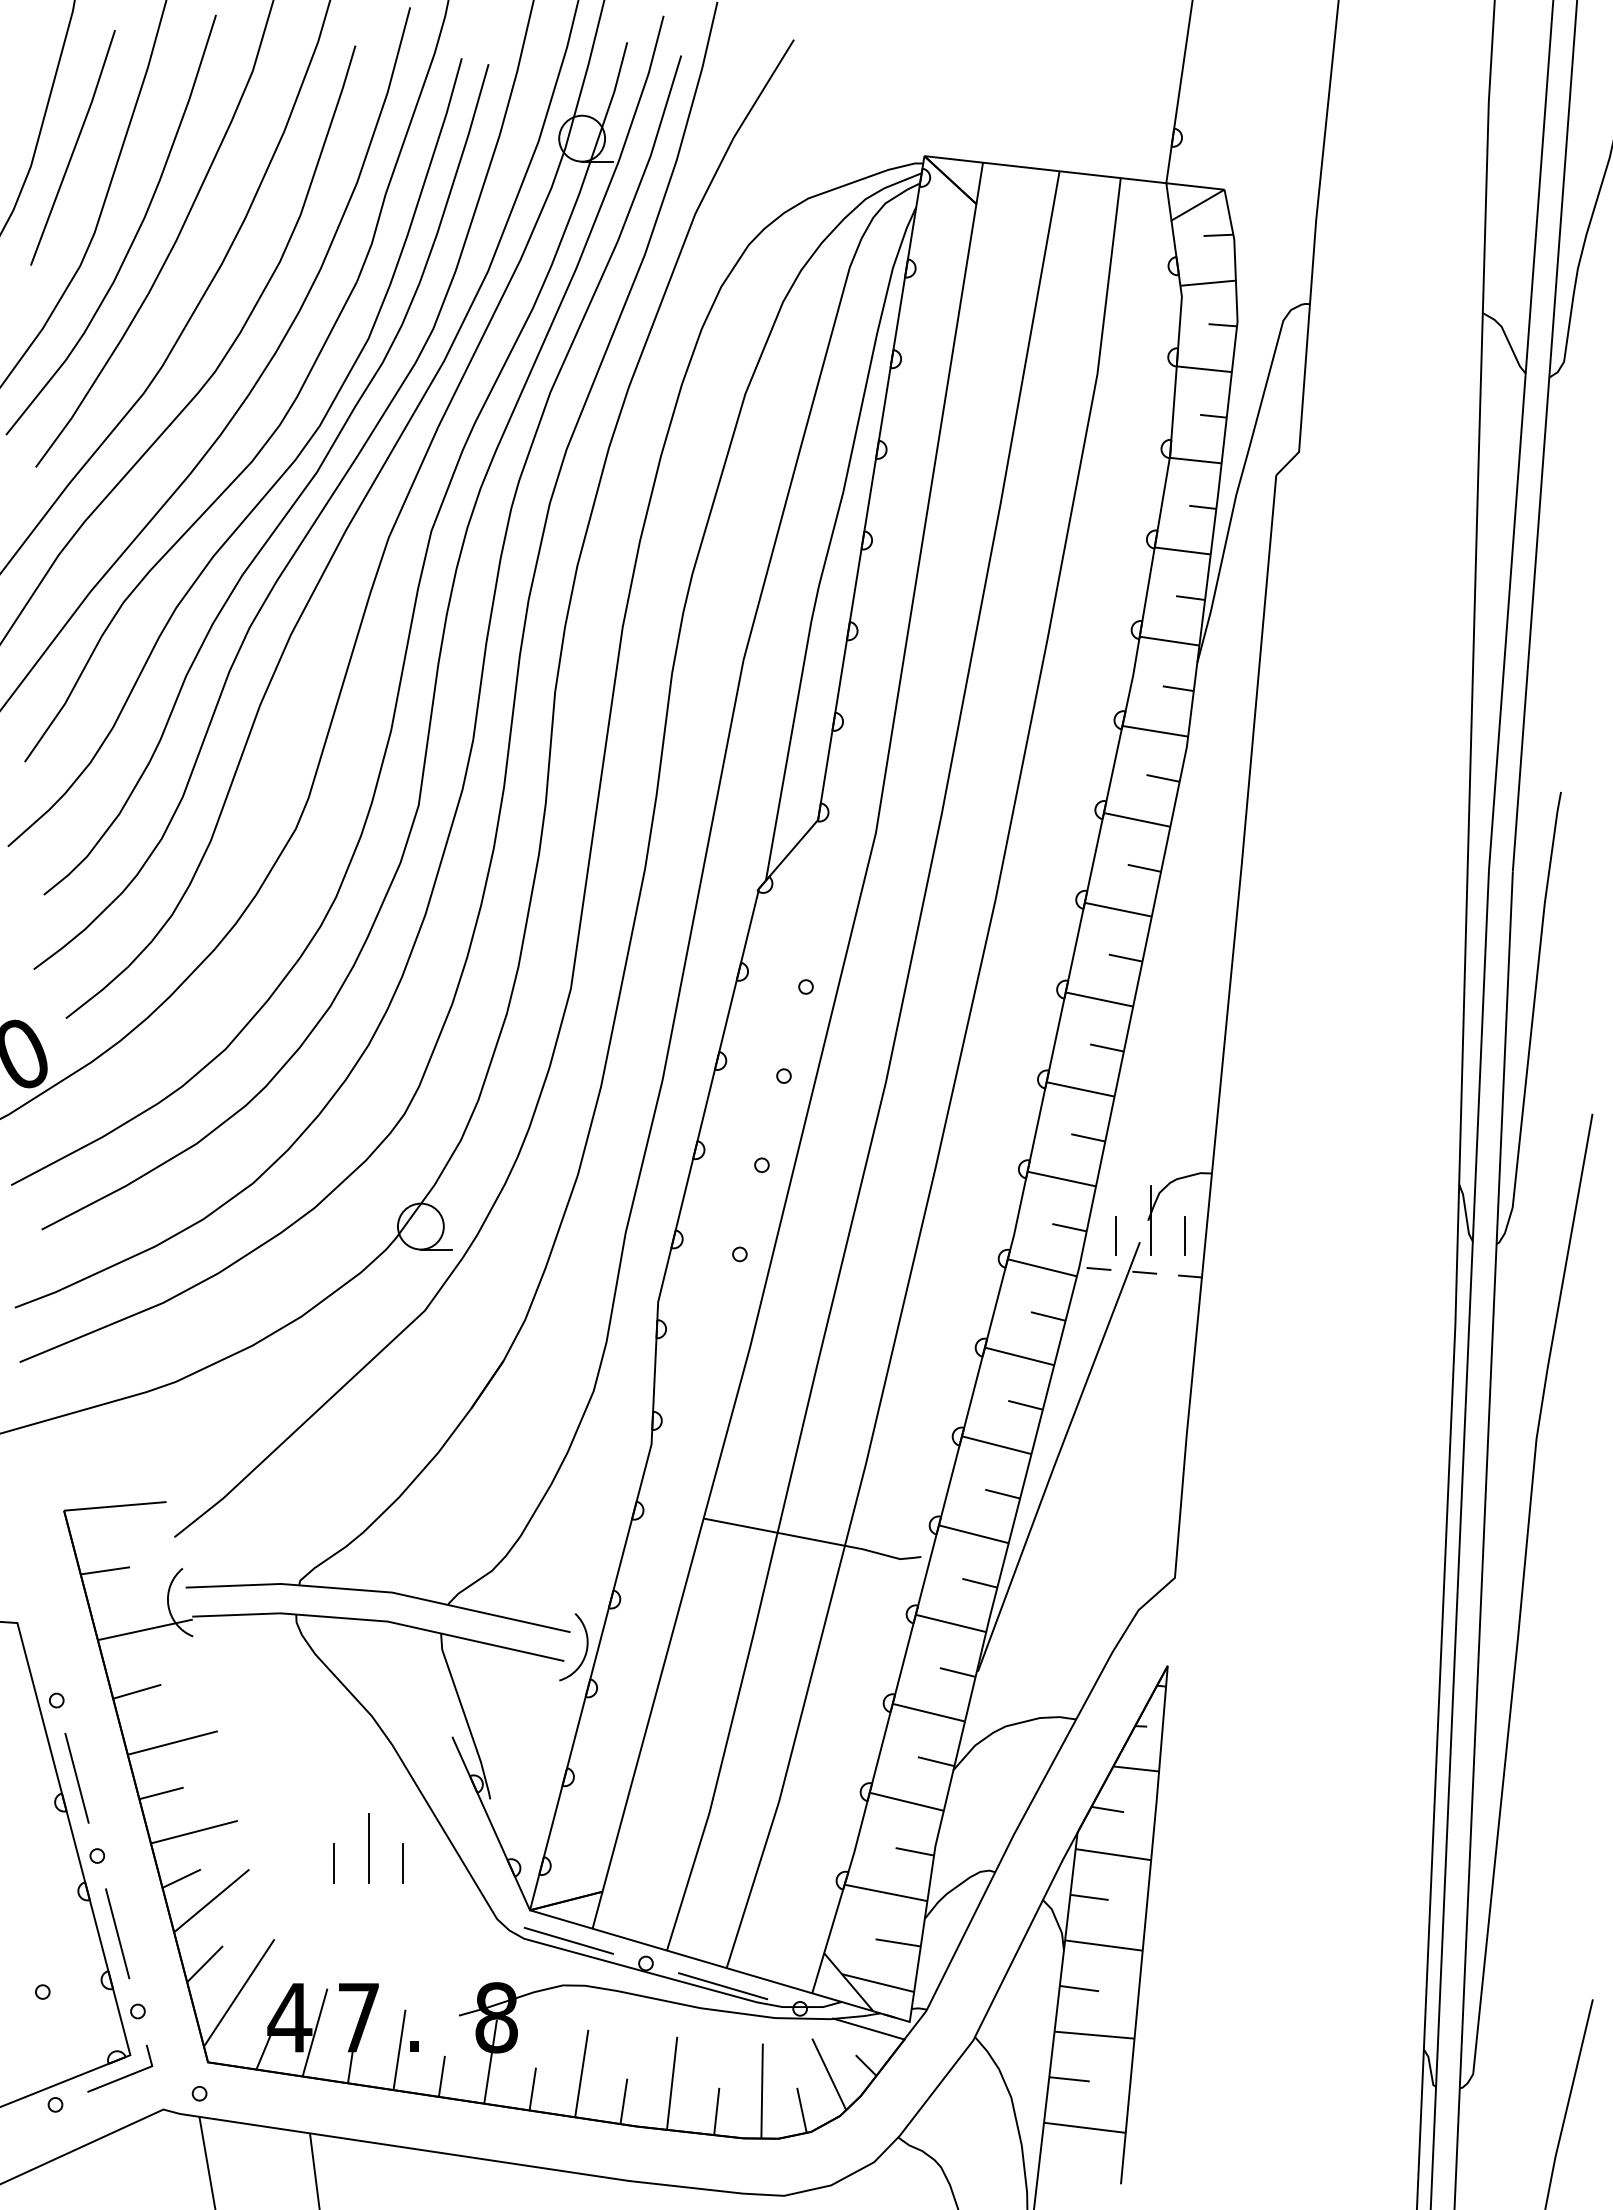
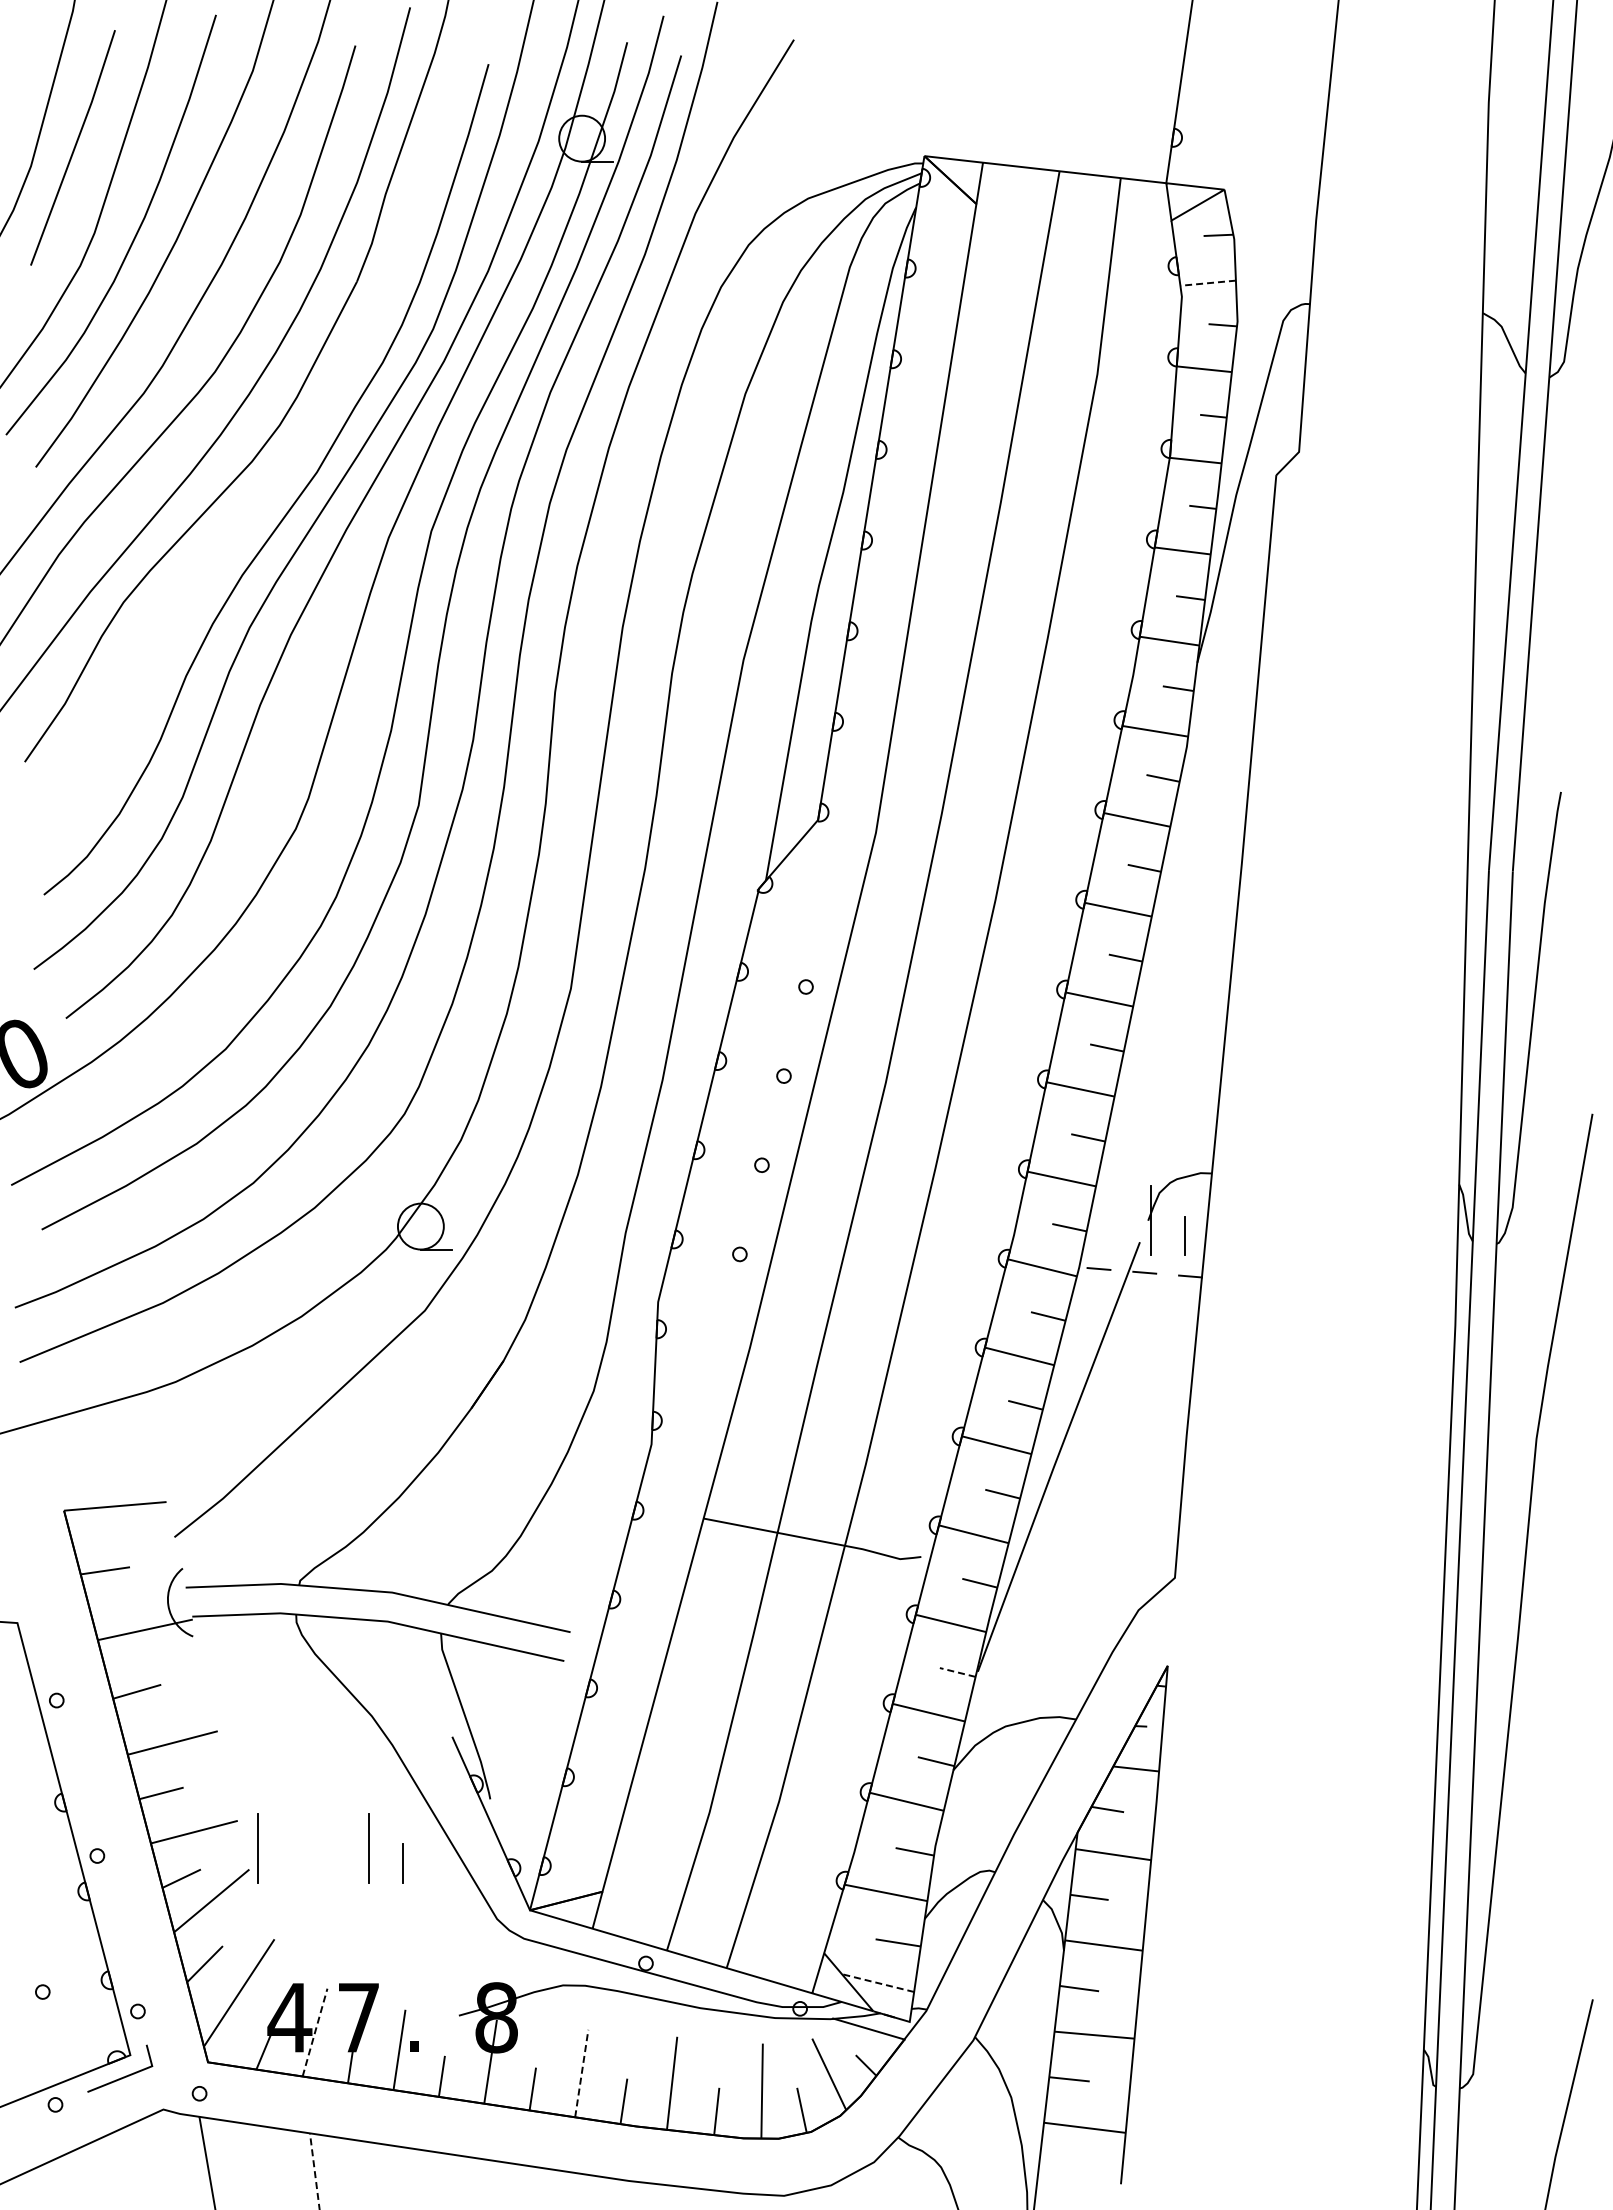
line: solid -> dashed (1208, 283)
curve: present -> none (270, 487)
line: present -> none (1116, 1235)
arc: present -> none (585, 1651)
line: solid -> dashed (957, 1672)
line: present -> none (76, 1777)
line: none -> present (257, 1848)
line: present -> none (334, 1863)
line: present -> none (117, 1933)
line: present -> none (568, 1940)
line: solid -> dashed (877, 1982)
line: present -> none (723, 1986)
line: solid -> dashed (315, 2032)
line: solid -> dashed (581, 2073)
line: solid -> dashed (314, 2171)
